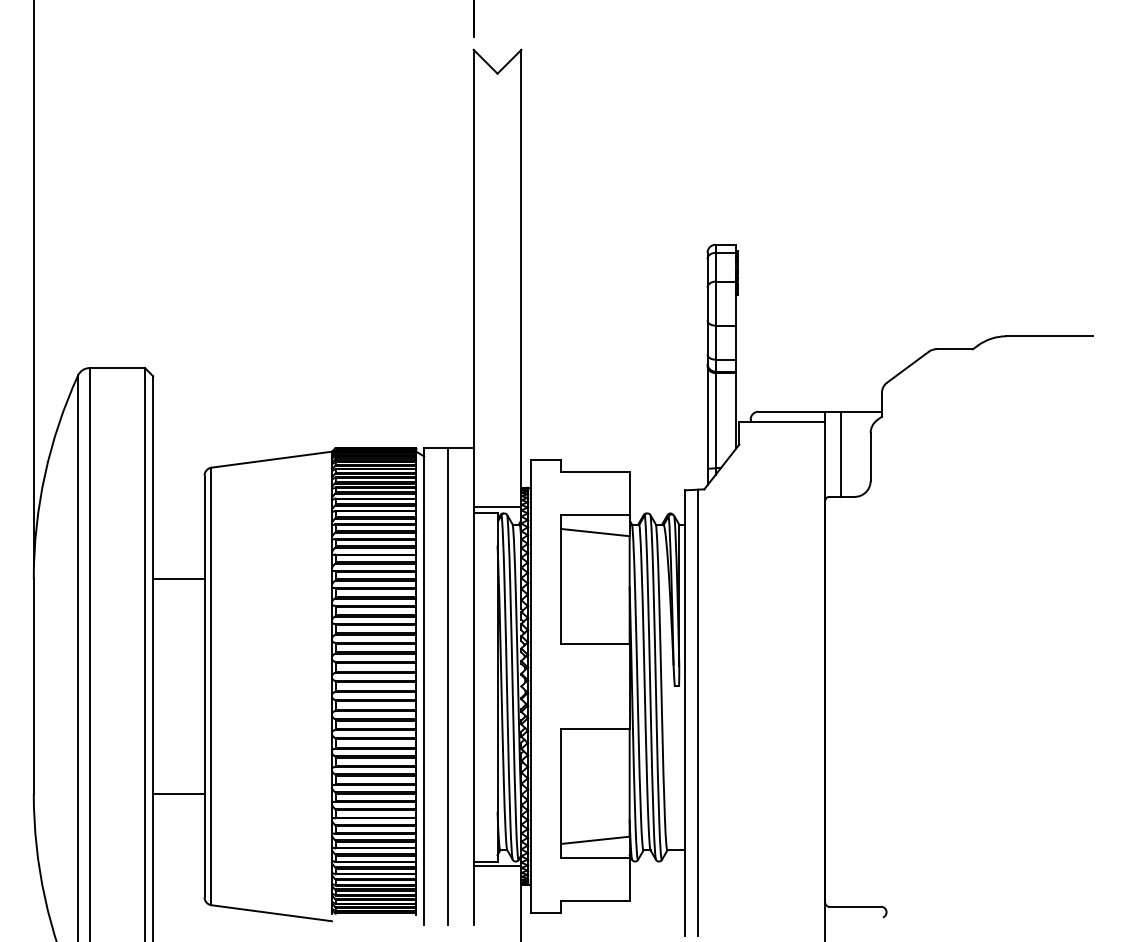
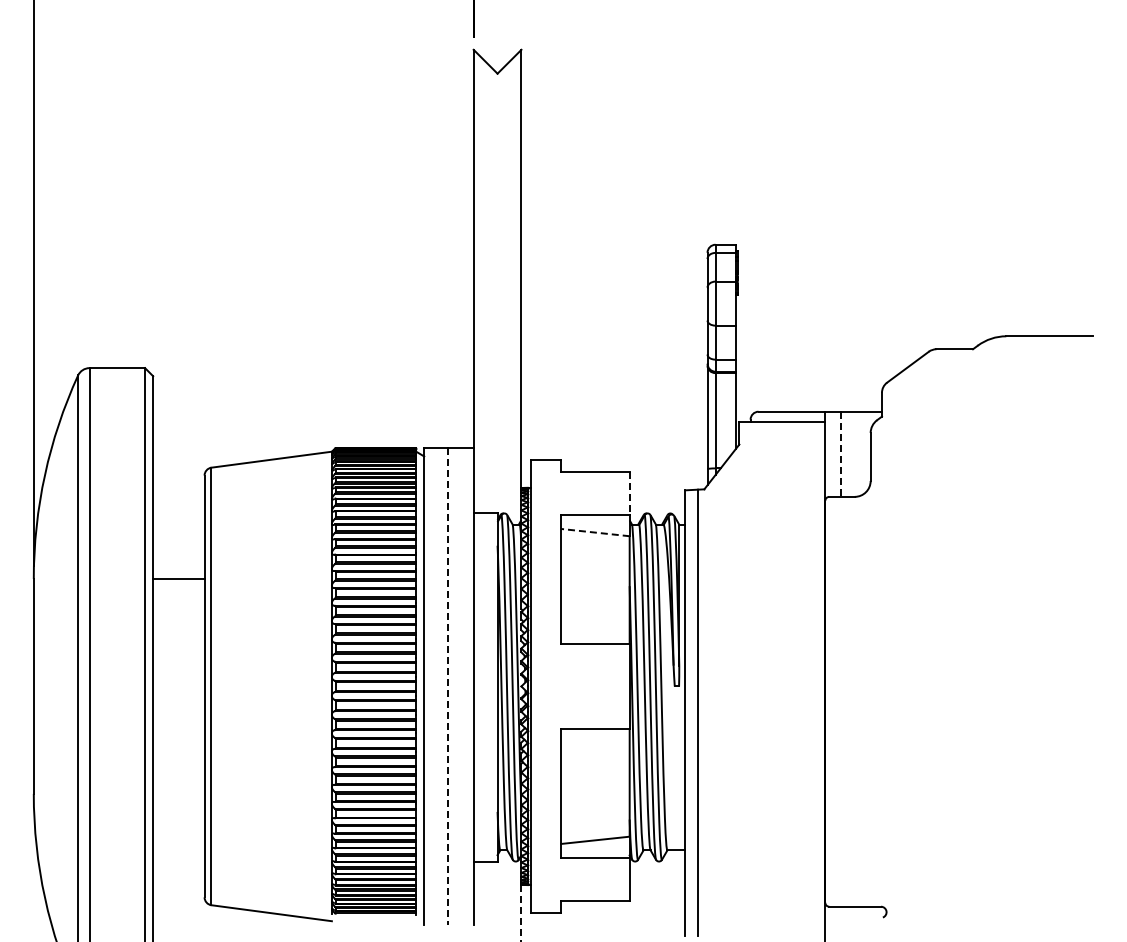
line: solid -> dashed (841, 454)
line: solid -> dashed (629, 494)
line: present -> none (497, 507)
line: solid -> dashed (594, 532)
line: solid -> dashed (448, 686)
line: present -> none (178, 793)
line: present -> none (497, 865)
line: solid -> dashed (521, 913)
